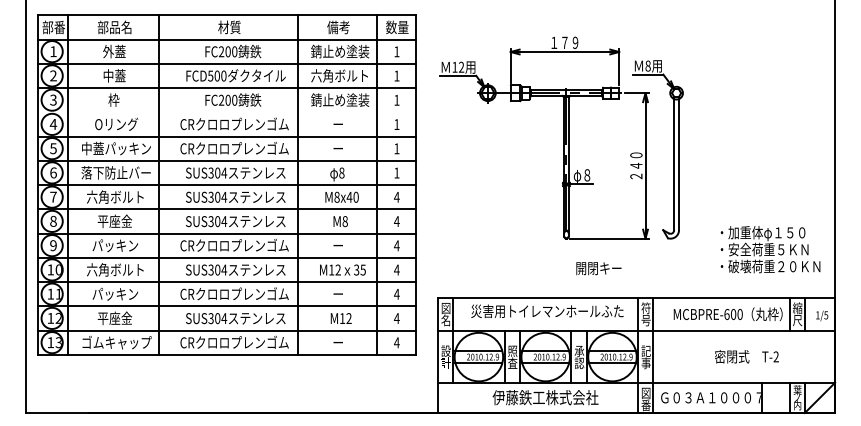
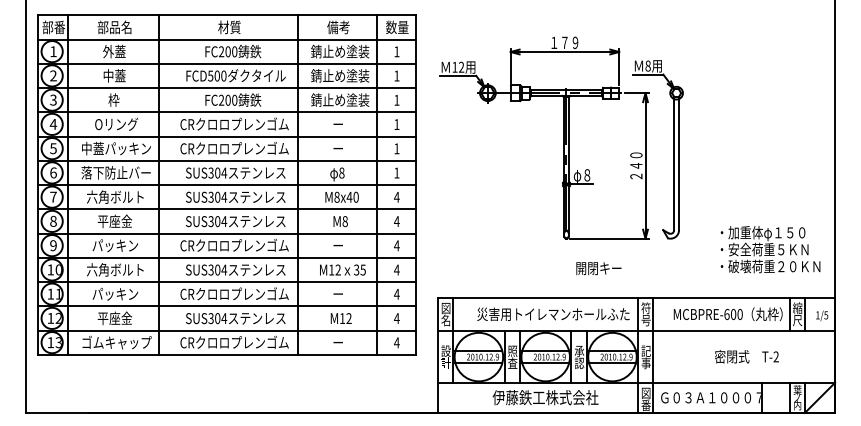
text: 六角ボルト -> 錆止め塗装 (340, 75)
line: none -> present (226, 112)
text position: (547, 310) -> (553, 313) (553, 313)
